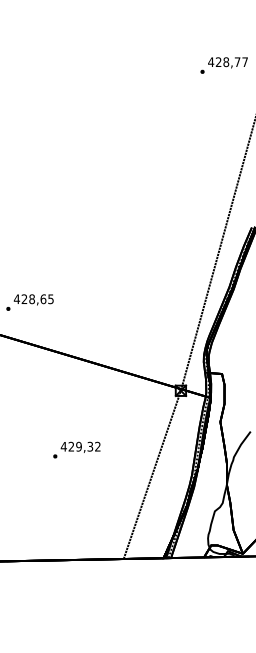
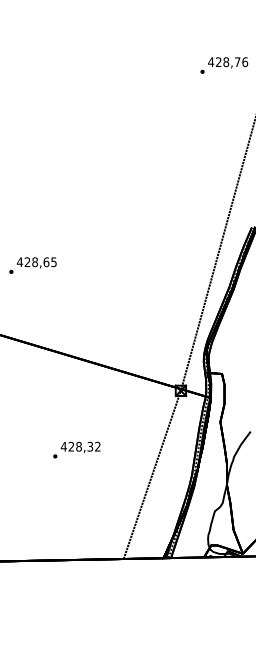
text: 428,77 -> 428,76 (245, 62)
text position: (29, 302) -> (32, 265) (32, 265)
text: 429,32 -> 428,32 (78, 446)
